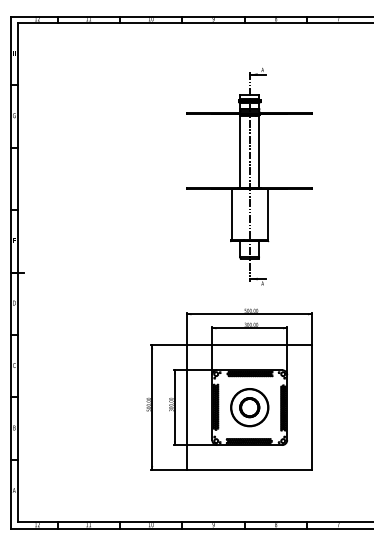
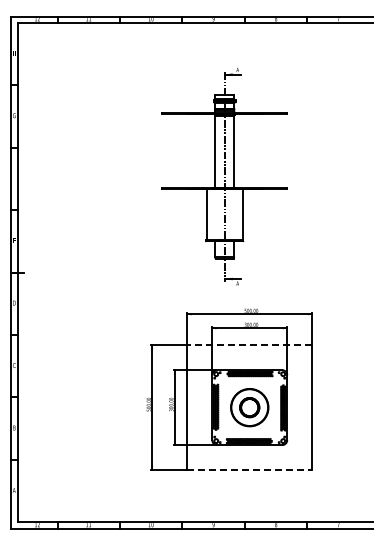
part position: (249, 176) -> (224, 176) (224, 176)
line: solid -> dashed (249, 345)
line: solid -> dashed (250, 470)
